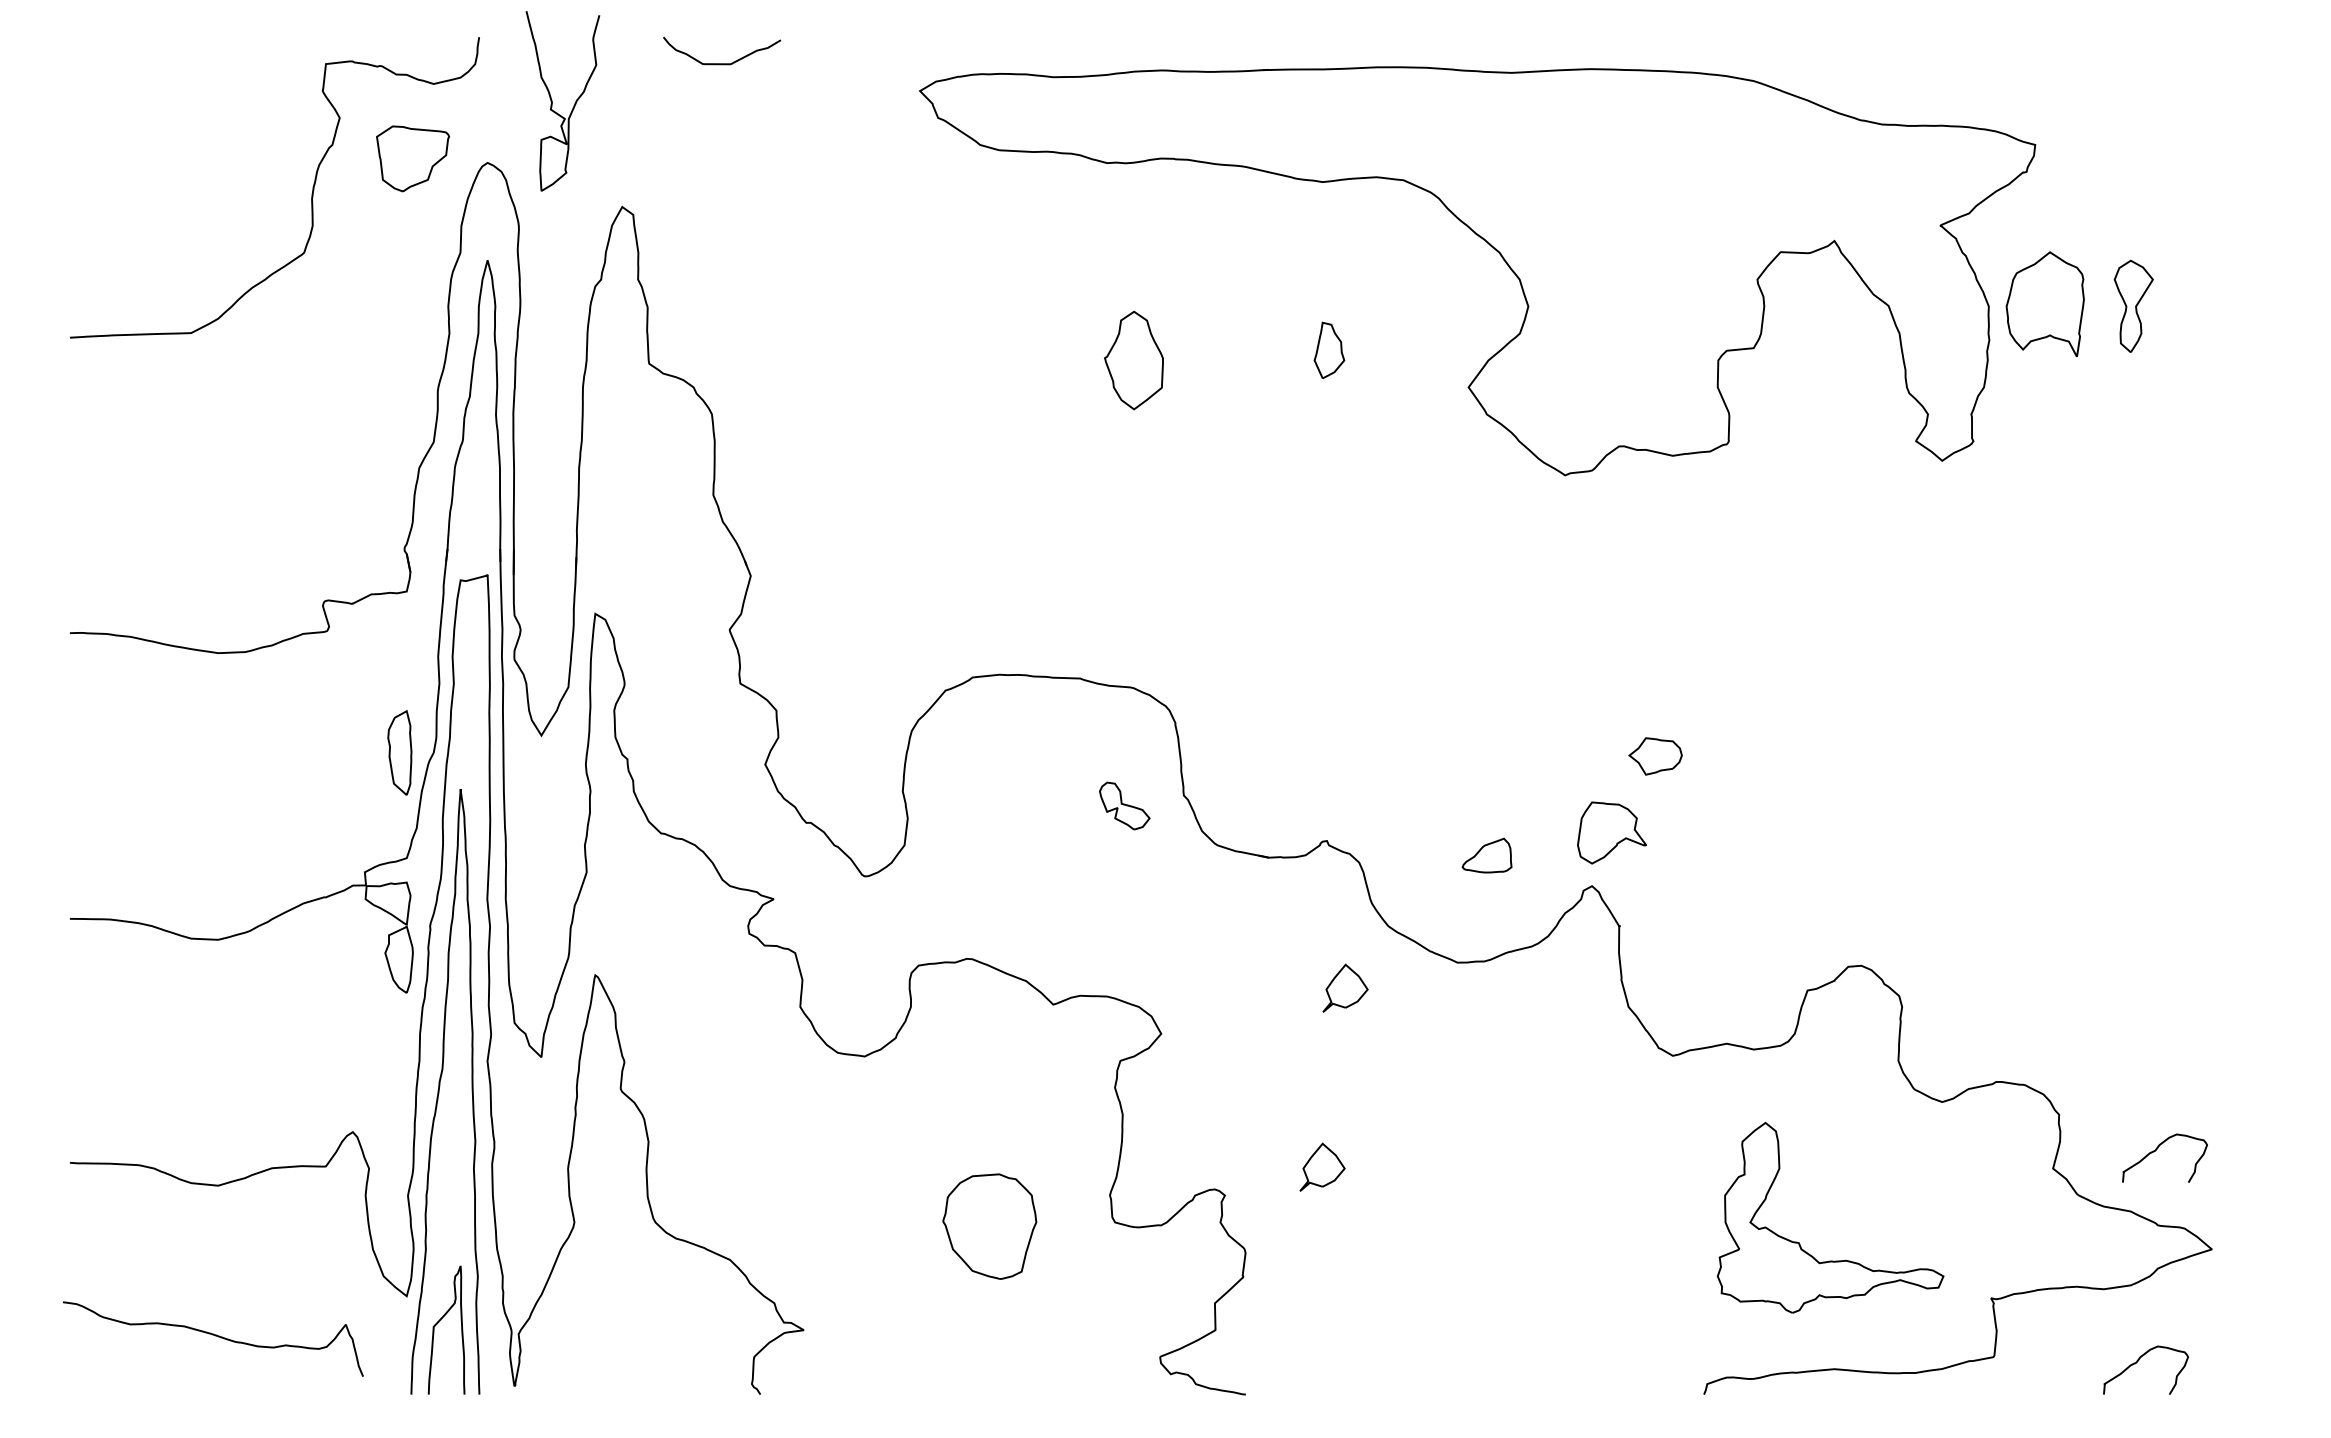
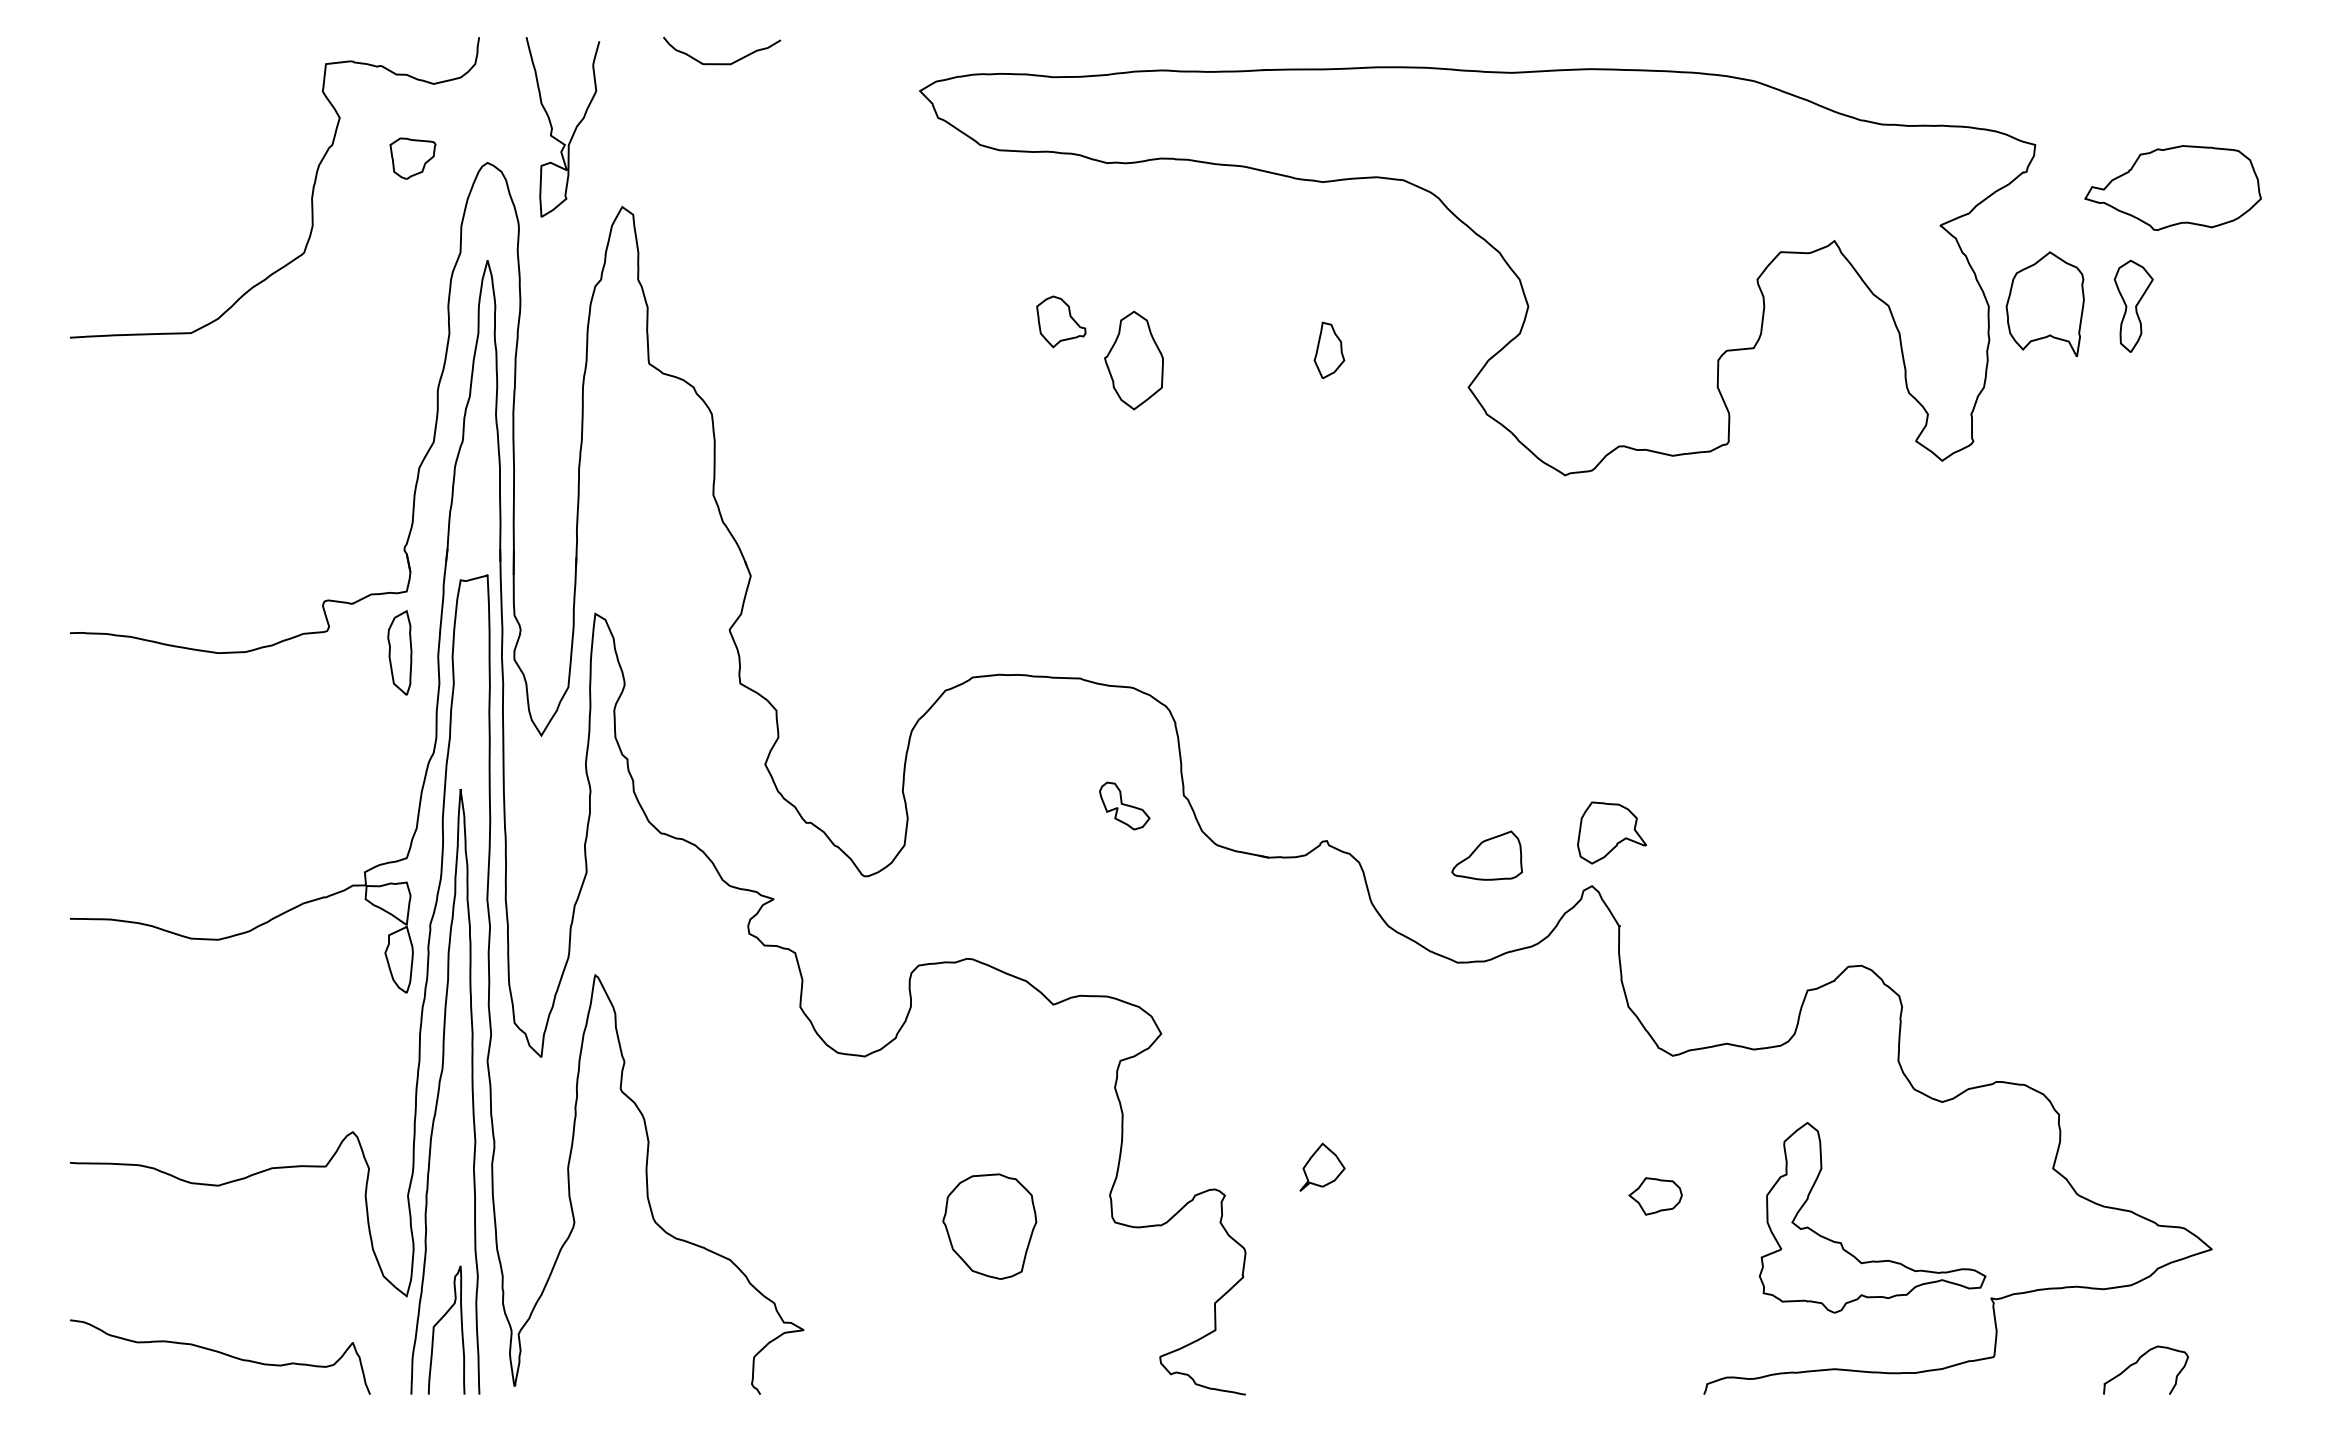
curve position: (552, 101) -> (552, 127) (552, 127)
part size: 75x68 px -> 48x43 px (412, 158)
part: none -> present (2172, 187)
part: none -> present (1061, 321)
part position: (399, 752) -> (399, 652) (399, 652)
part position: (1655, 756) -> (1655, 1196) (1655, 1196)
part size: 52x37 px -> 72x51 px (1486, 855)
part: present -> none (1345, 987)
curve: present -> none (2157, 1149)
part position: (1799, 1242) -> (1841, 1242) (1841, 1242)
curve position: (215, 1336) -> (222, 1354) (222, 1354)
